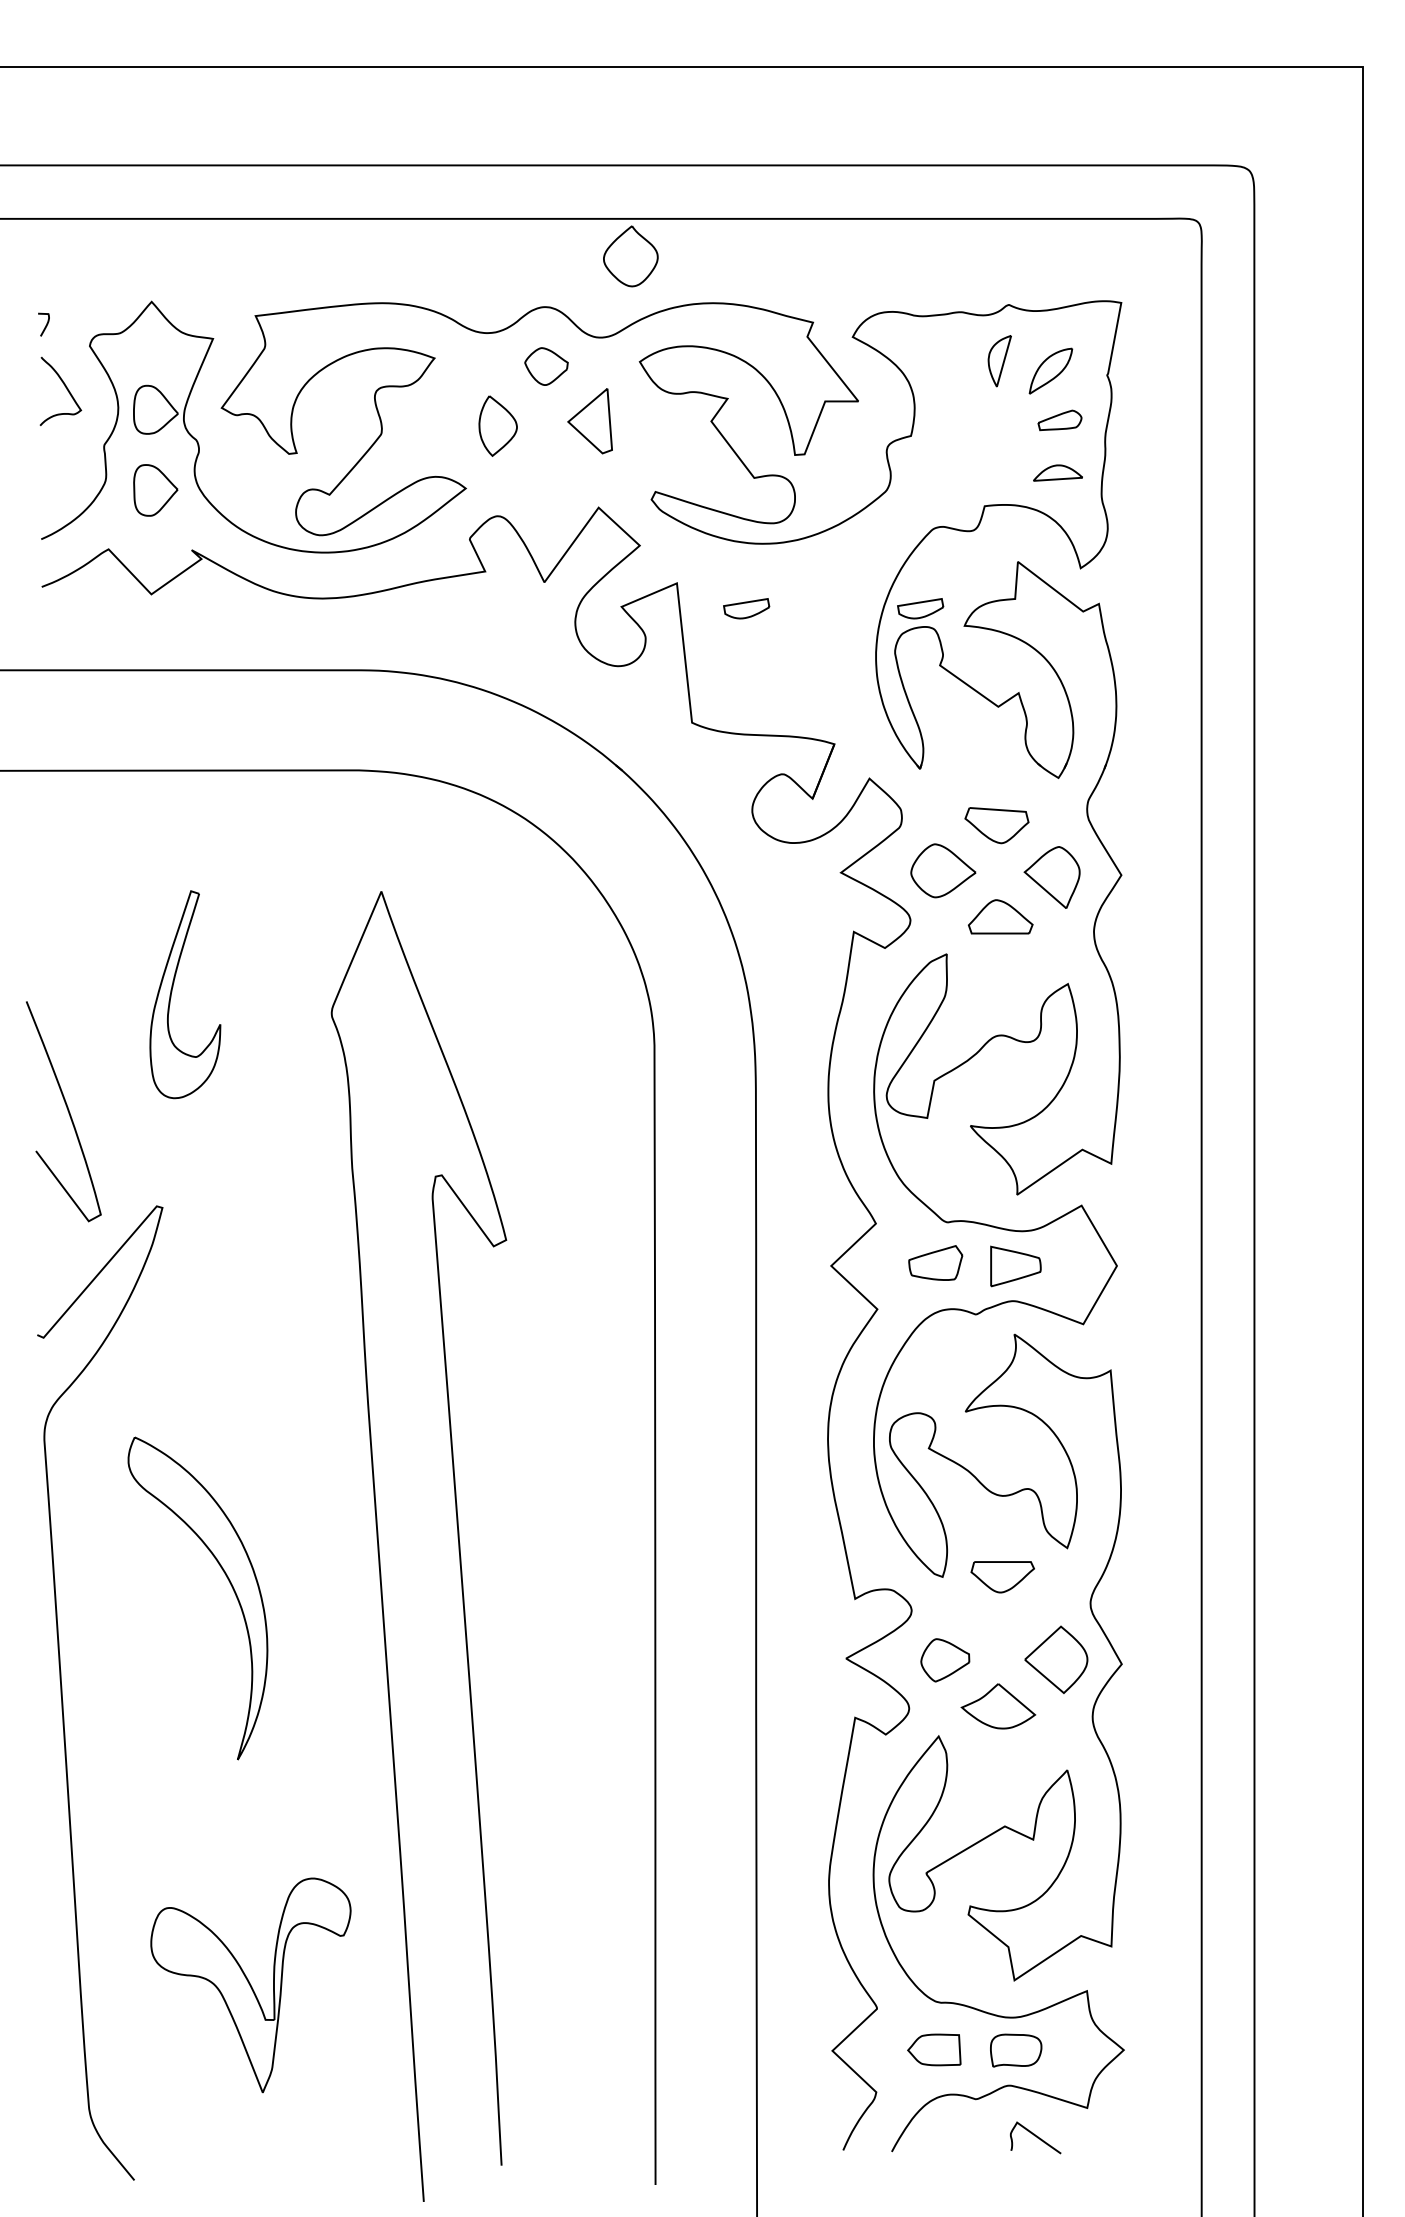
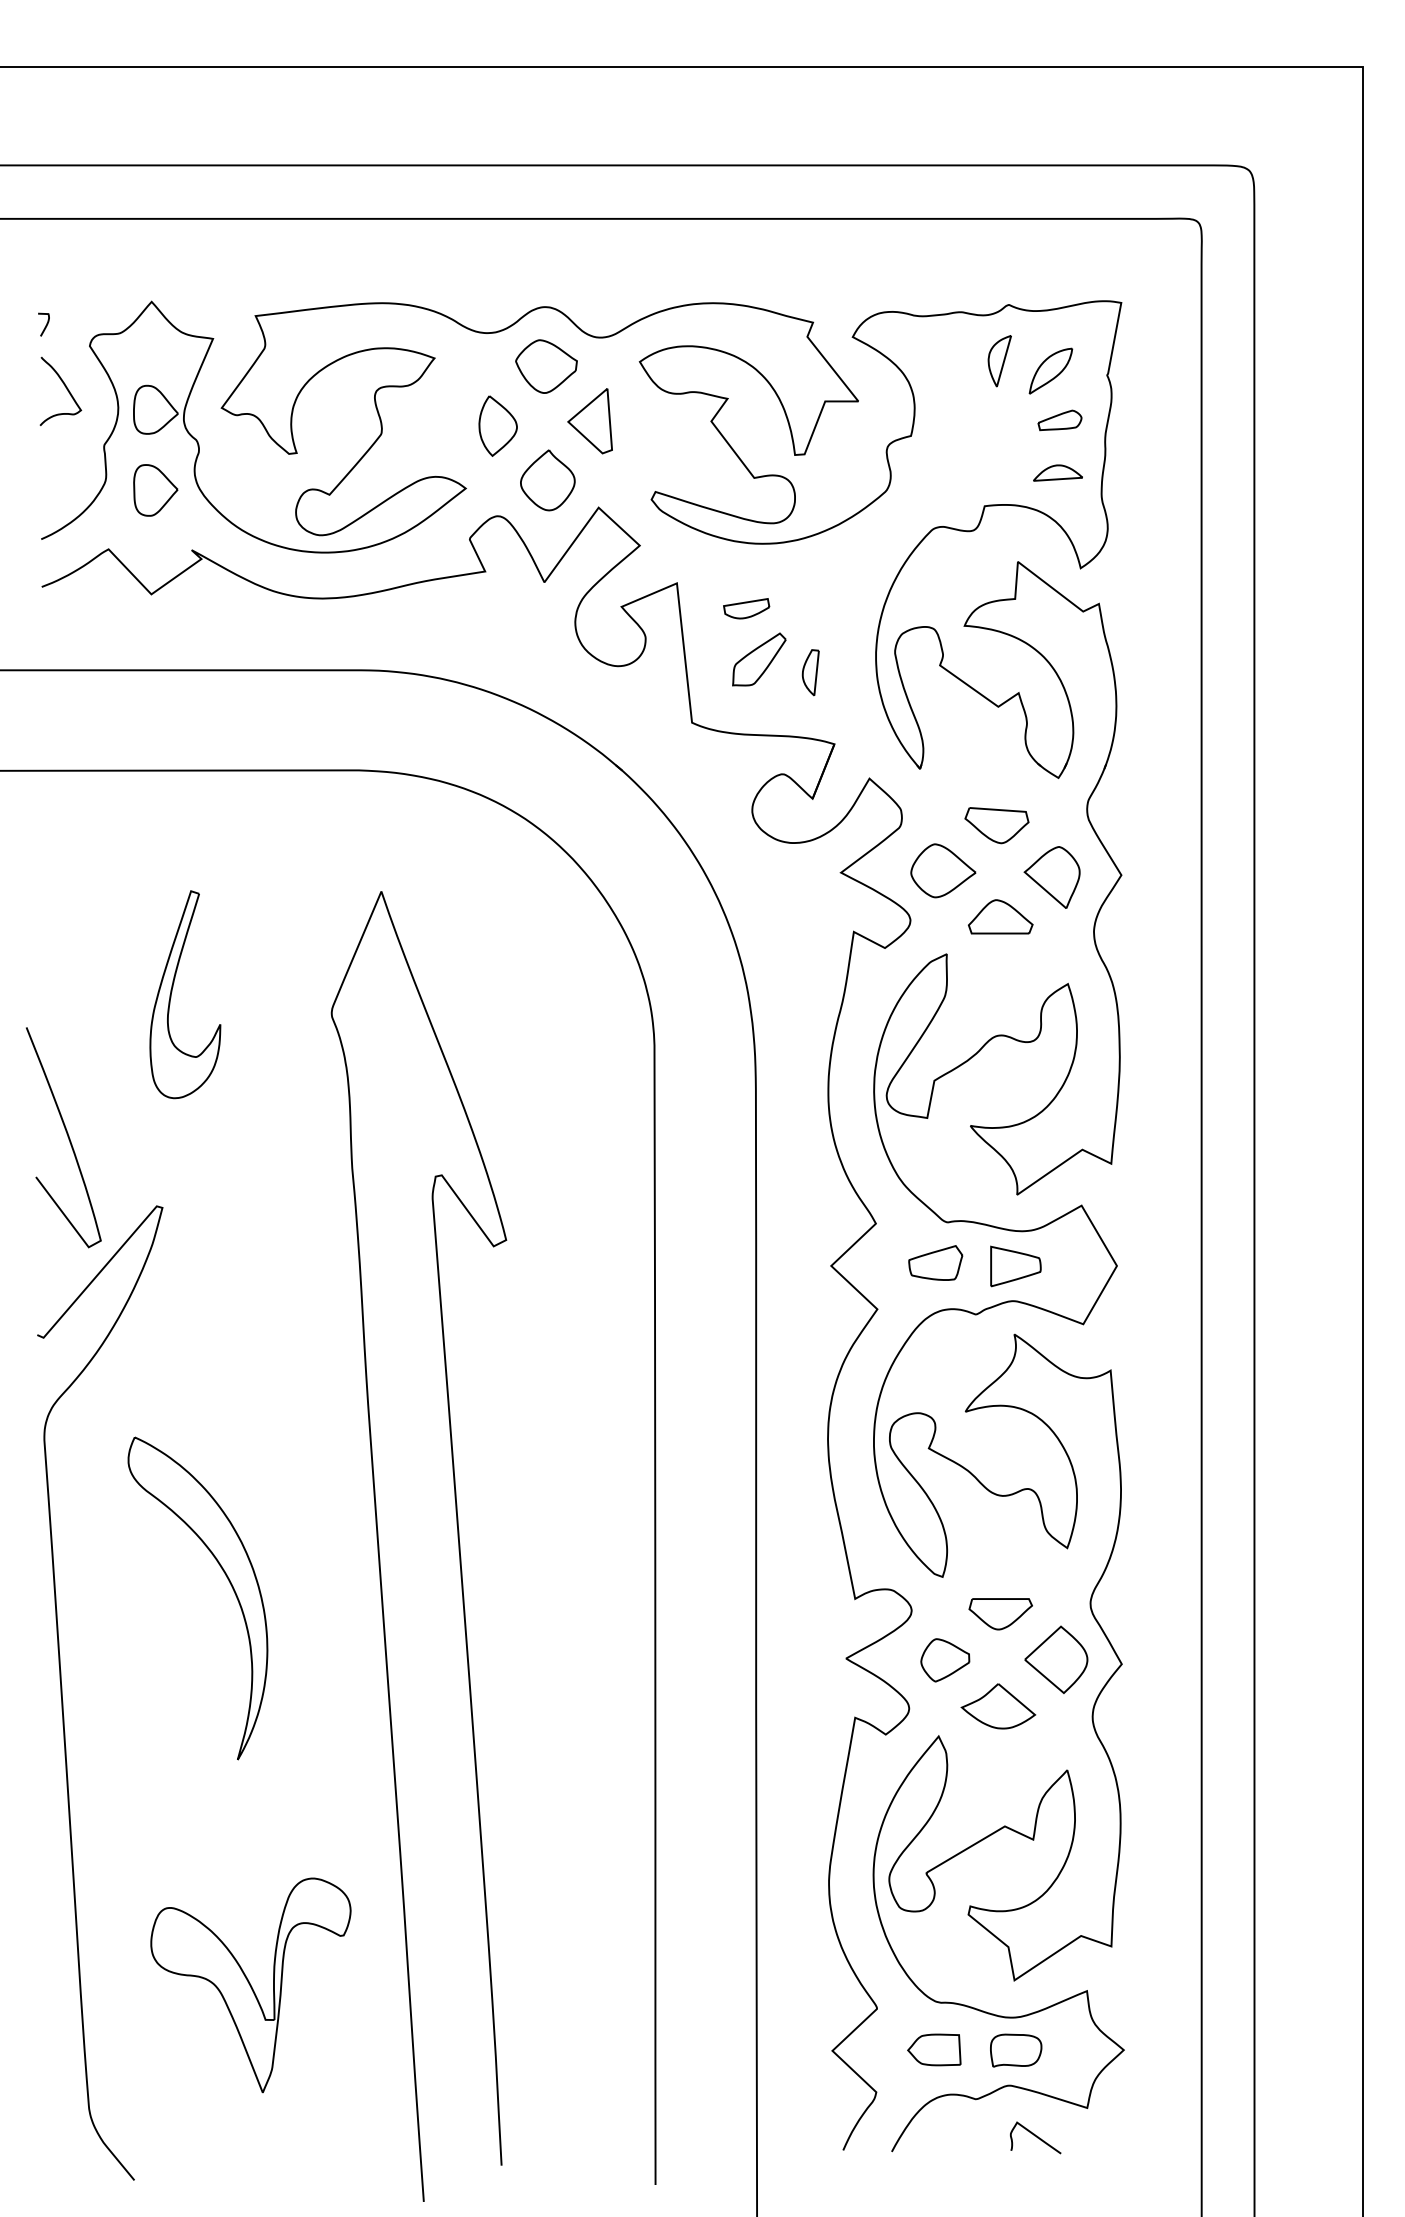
part position: (630, 256) -> (547, 480) (547, 480)
part size: 45x39 px -> 63x55 px (546, 366)
part: present -> none (920, 608)
part: none -> present (759, 659)
part: none -> present (810, 672)
curve position: (67, 1111) -> (67, 1137) (67, 1137)
part position: (1002, 1577) -> (1000, 1614) (1000, 1614)
